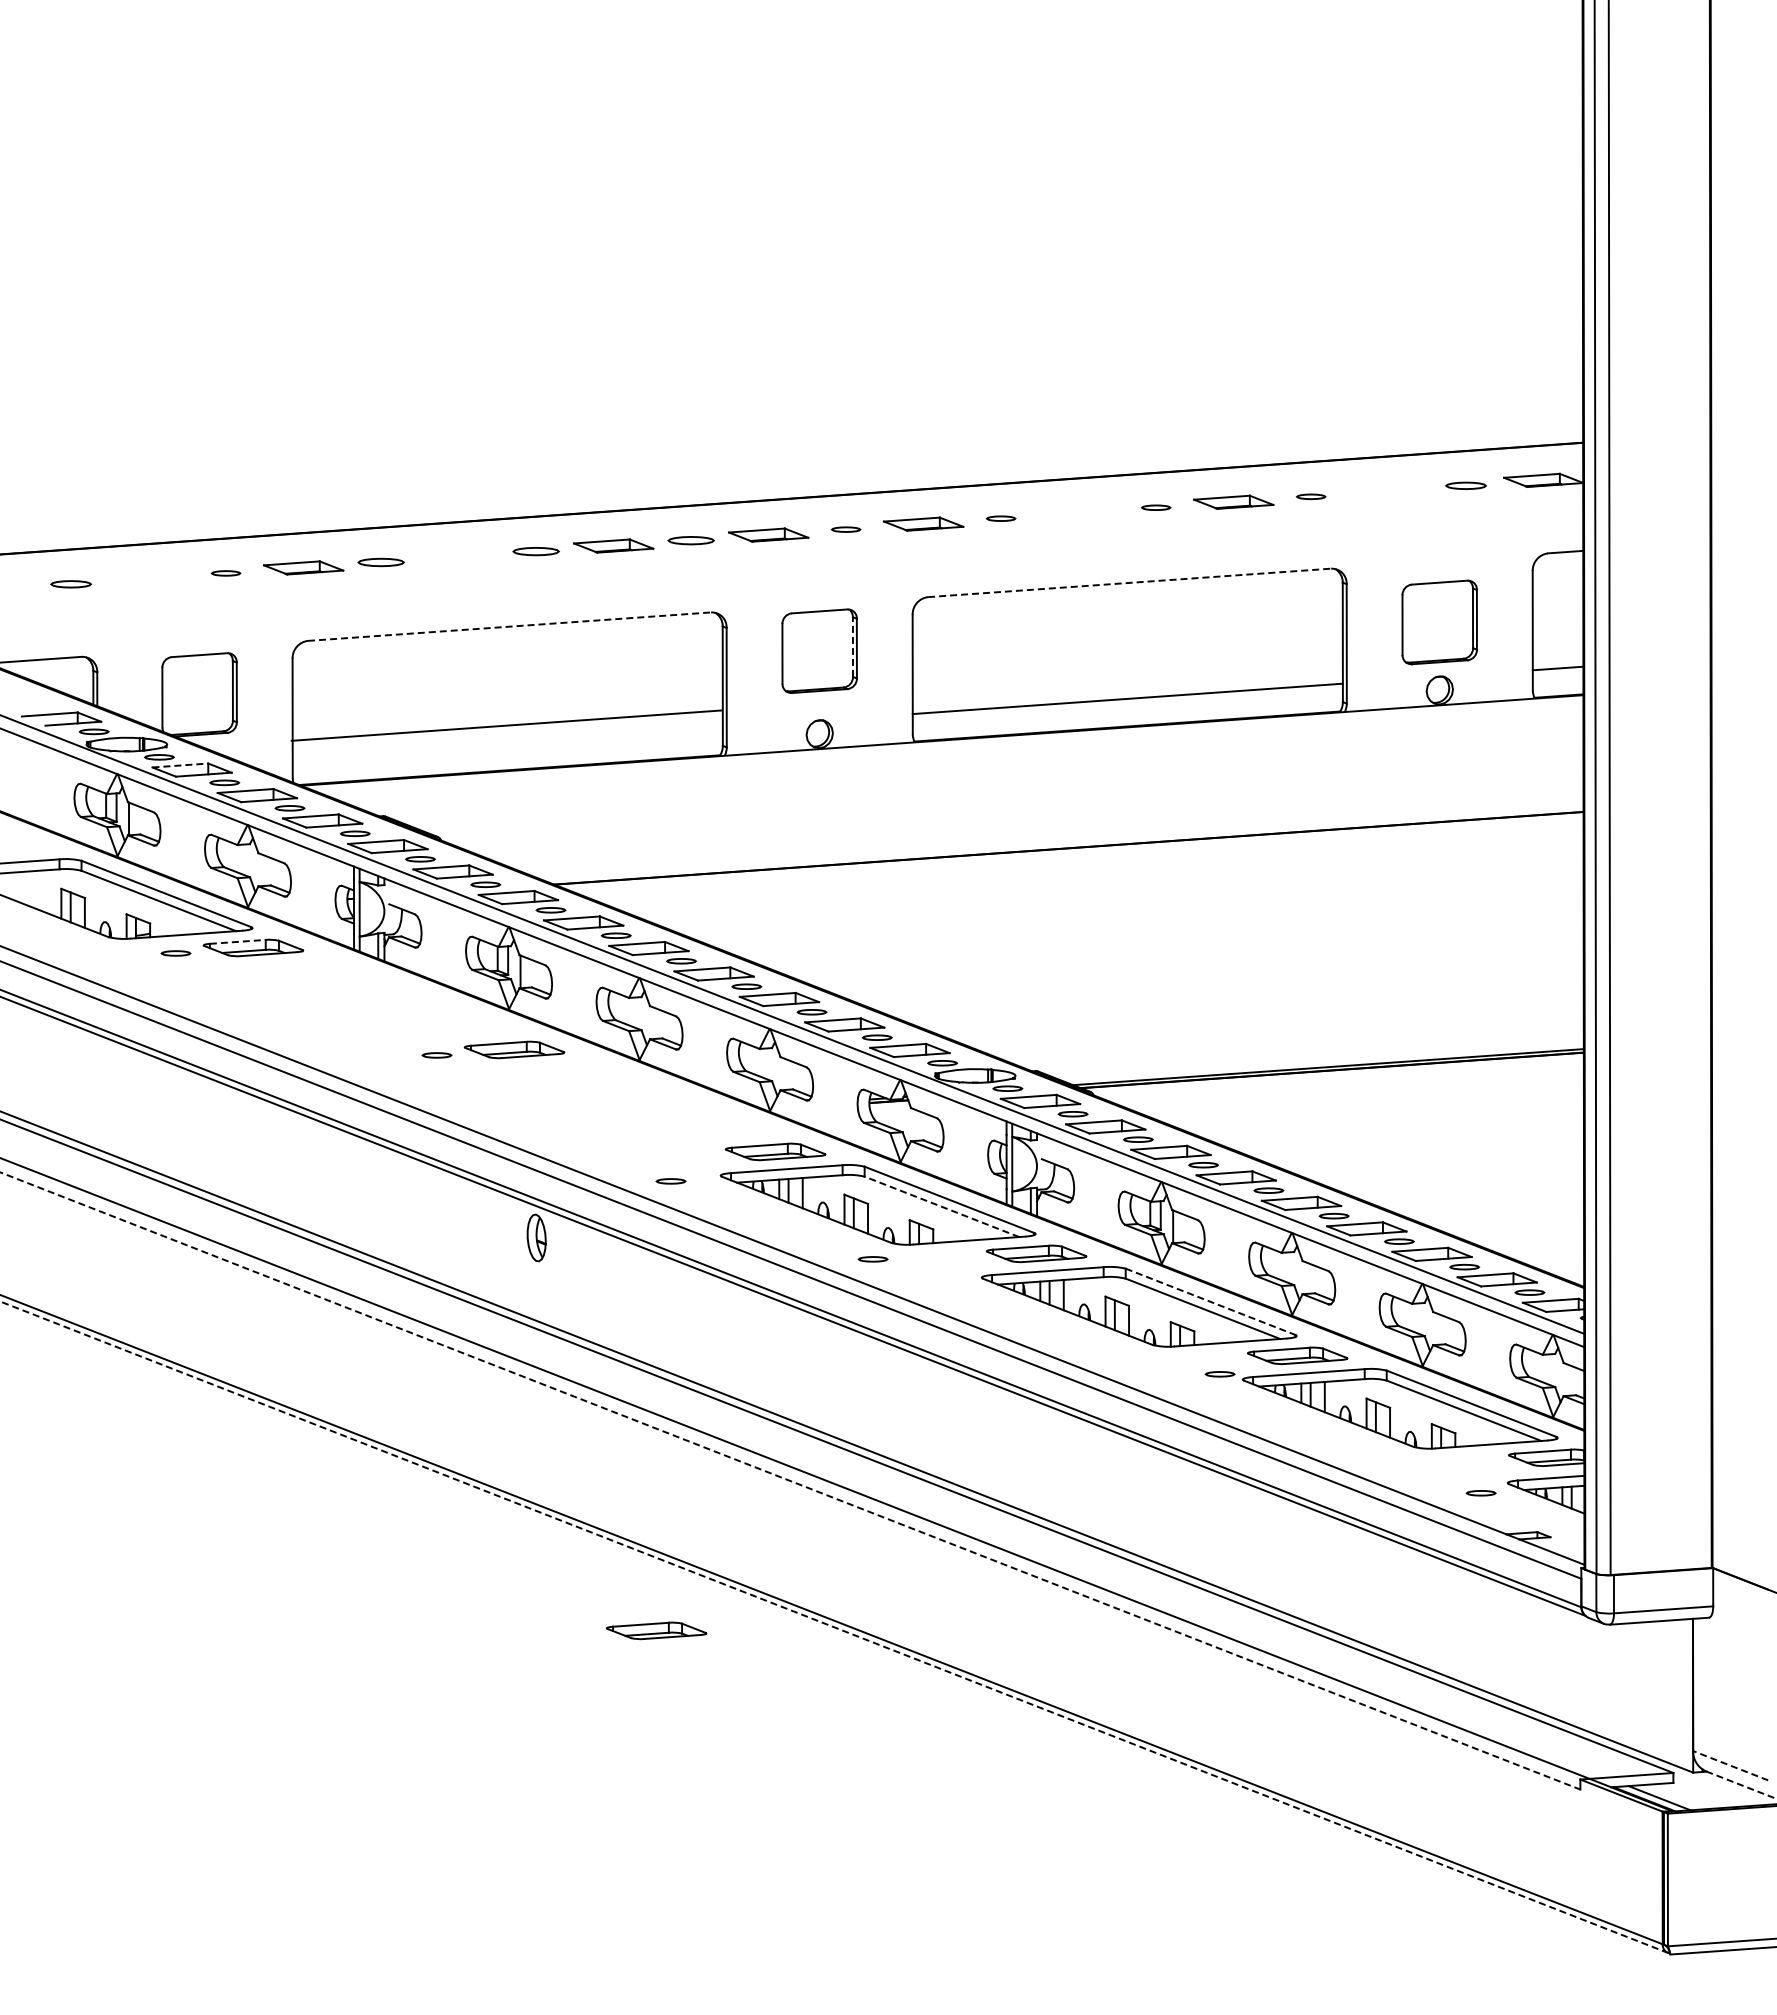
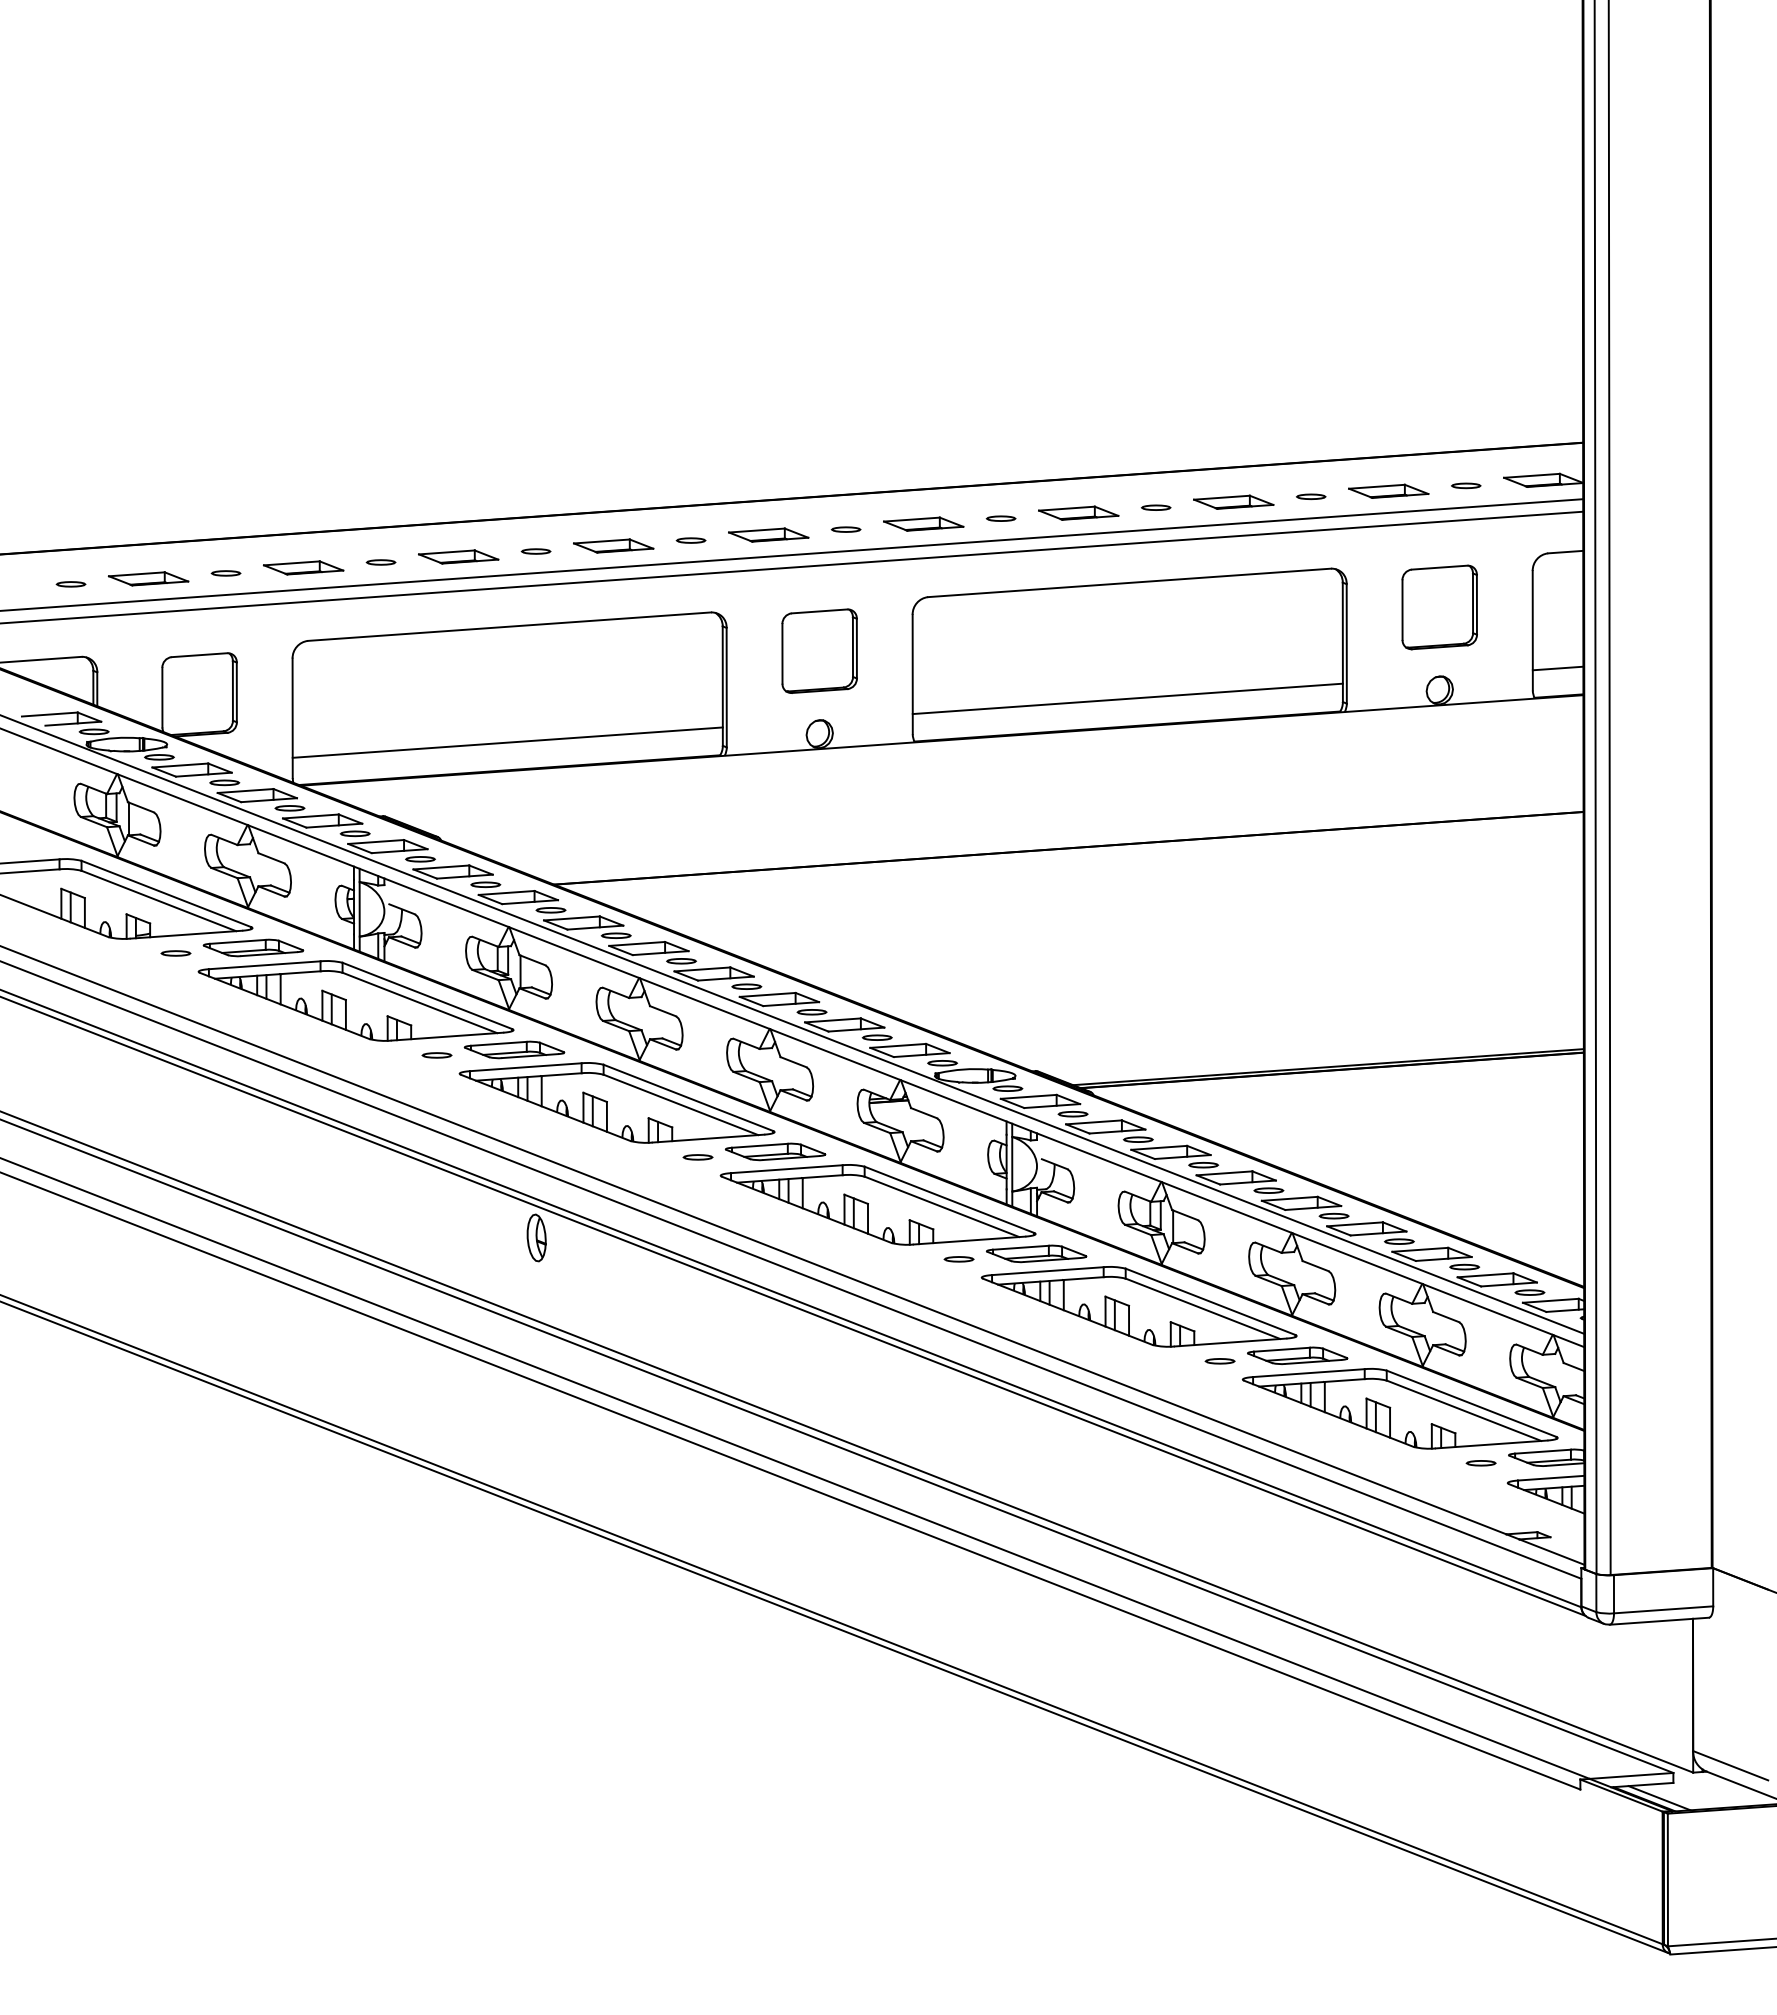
part size: 43x9 px -> 31x8 px (1466, 485)
part: none -> present (1388, 490)
part: none -> present (1078, 512)
part size: 48x10 px -> 32x7 px (690, 540)
part size: 48x10 px -> 32x7 px (535, 551)
line: none -> present (792, 554)
part: none -> present (458, 556)
part size: 48x11 px -> 32x7 px (380, 562)
line: none -> present (792, 567)
part: none -> present (148, 578)
line: dashed -> solid (1130, 582)
part size: 43x9 px -> 32x7 px (70, 584)
part position: (1439, 622) -> (1439, 607) (1439, 607)
line: dashed -> solid (510, 626)
line: dashed -> solid (852, 647)
line position: (506, 725) -> (507, 742) (507, 742)
line: dashed -> solid (180, 765)
line: dashed -> solid (237, 941)
part: none -> present (355, 1000)
part: none -> present (616, 1102)
part position: (670, 1181) -> (697, 1157) (697, 1157)
line: dashed -> solid (941, 1206)
part position: (872, 1259) -> (958, 1259) (958, 1259)
line: dashed -> solid (1210, 1301)
part position: (1219, 1374) -> (1219, 1361) (1219, 1361)
line: dashed -> solid (790, 1481)
part position: (1480, 1493) -> (1480, 1463) (1480, 1463)
line: dashed -> solid (834, 1627)
part: present -> none (656, 1630)
line: dashed -> solid (1730, 1765)
line: dashed -> solid (1741, 1785)
